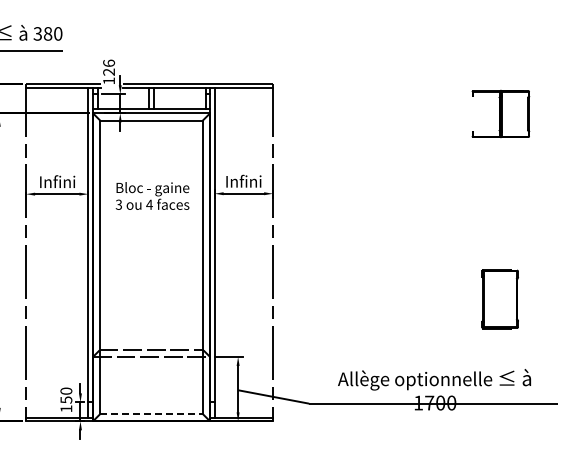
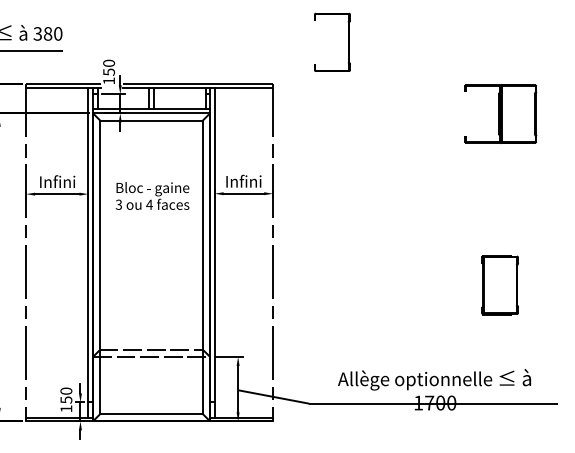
part: none -> present (348, 41)
text: 126 -> 150 (109, 67)
part size: 60x50 px -> 74x60 px (500, 113)
part position: (499, 299) -> (499, 285) (499, 285)
line: dashed -> solid (152, 413)
